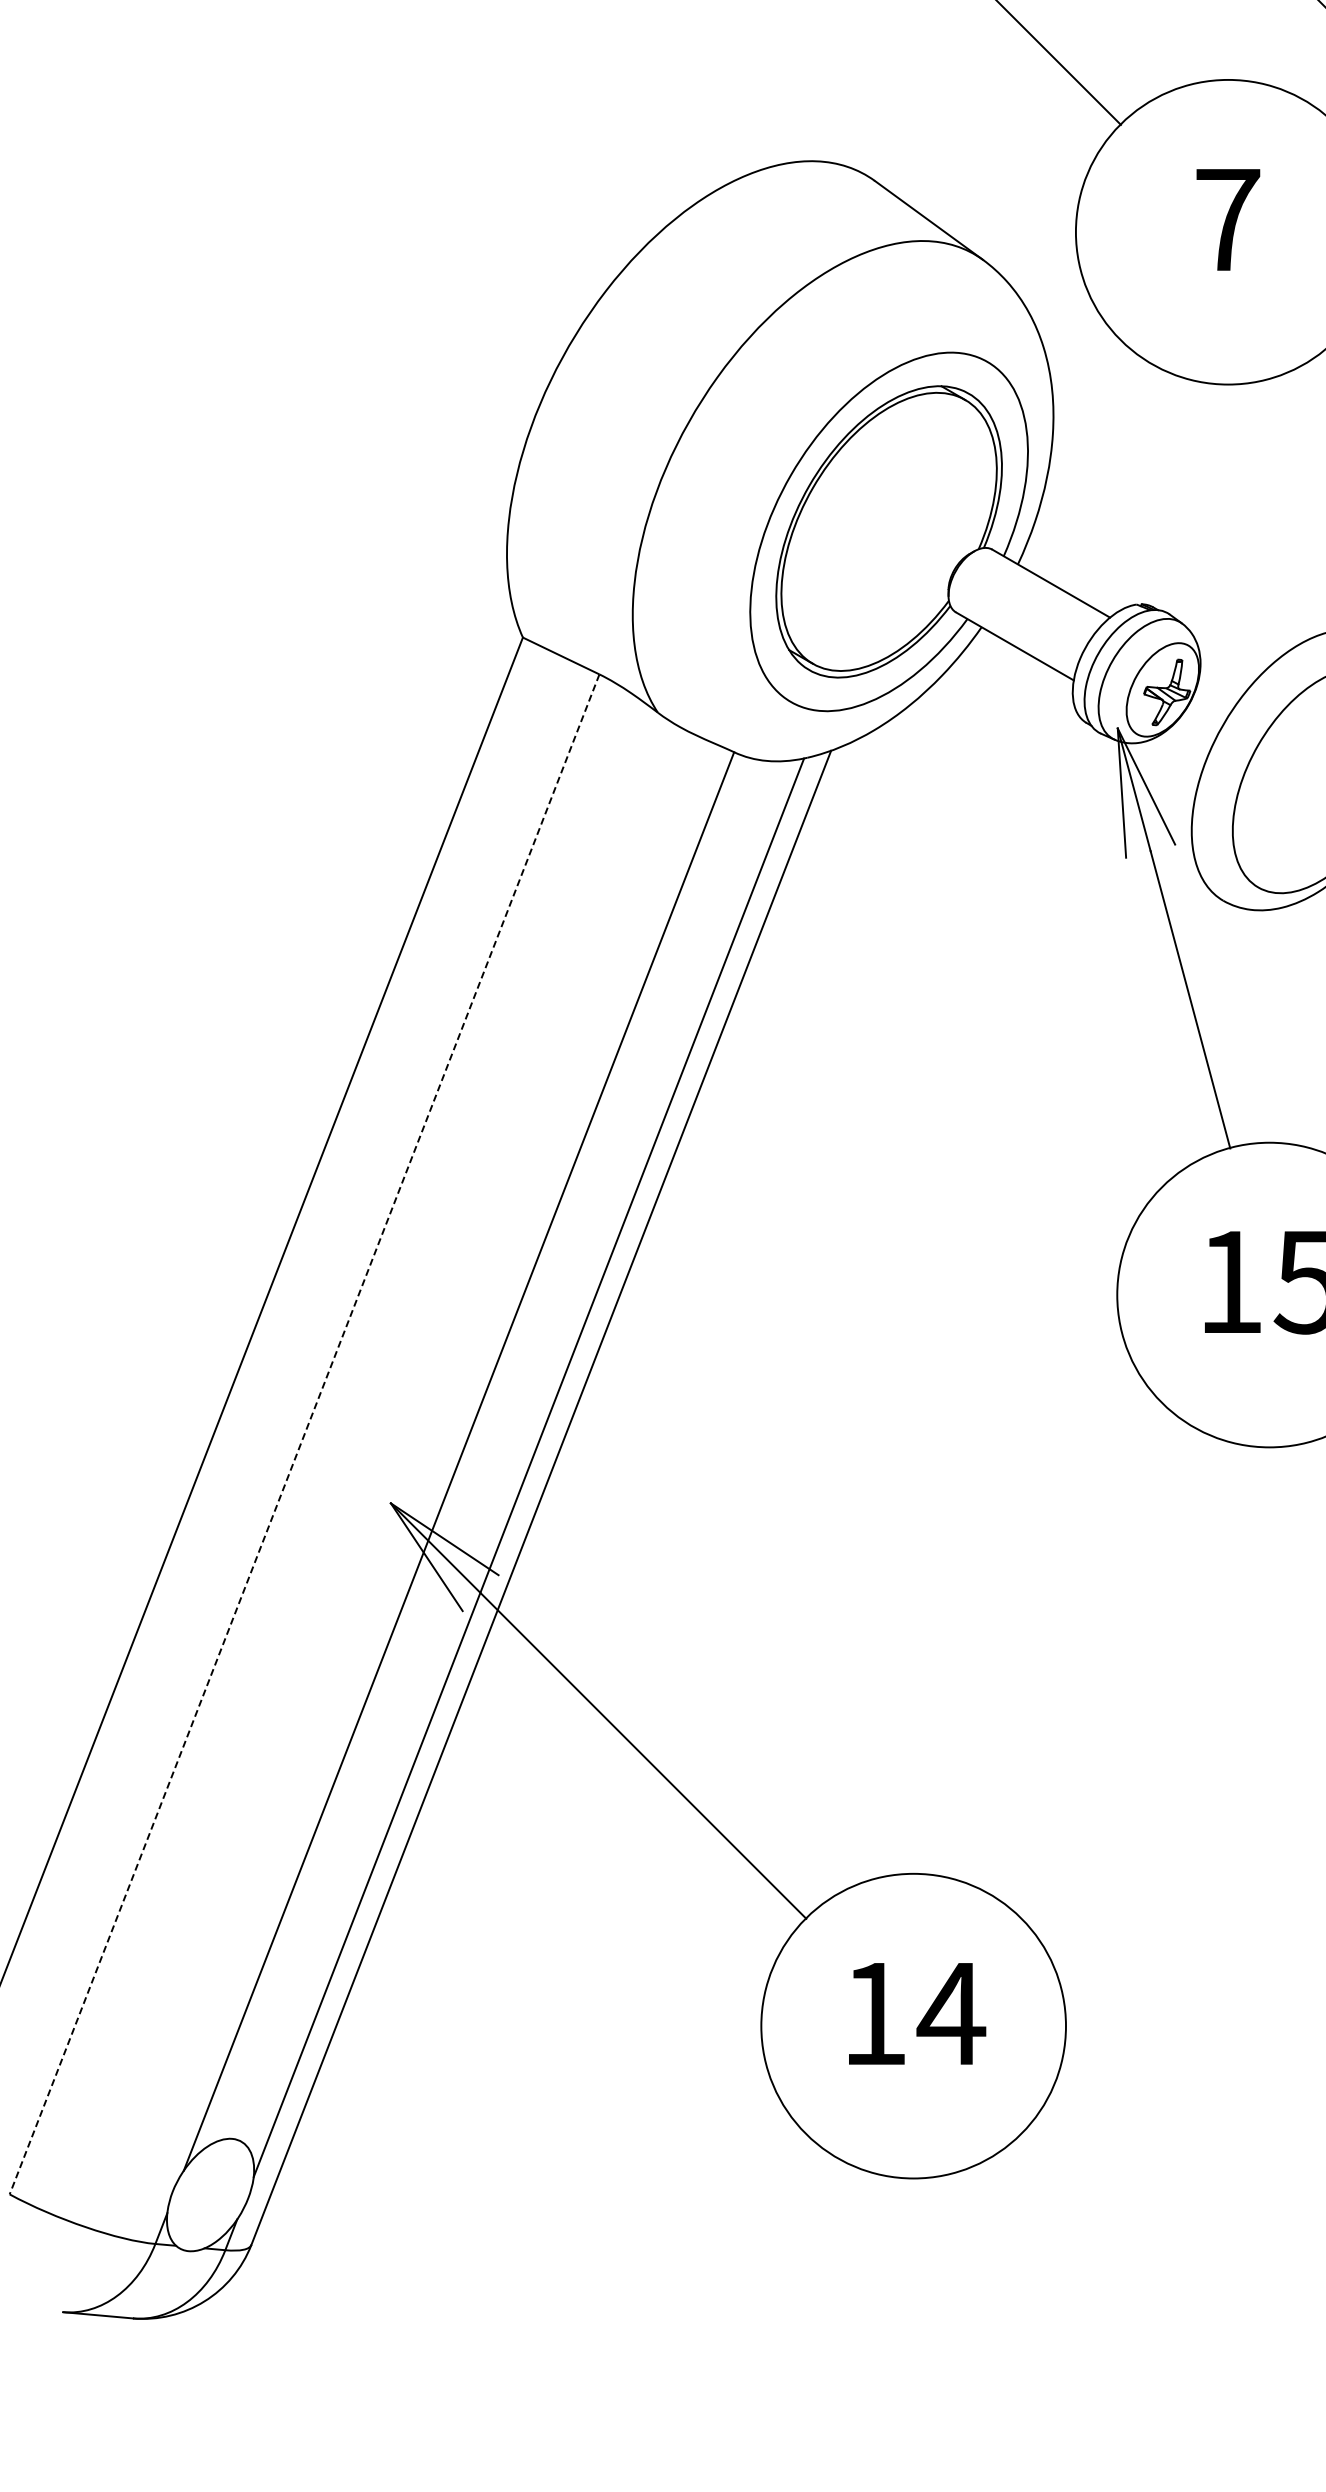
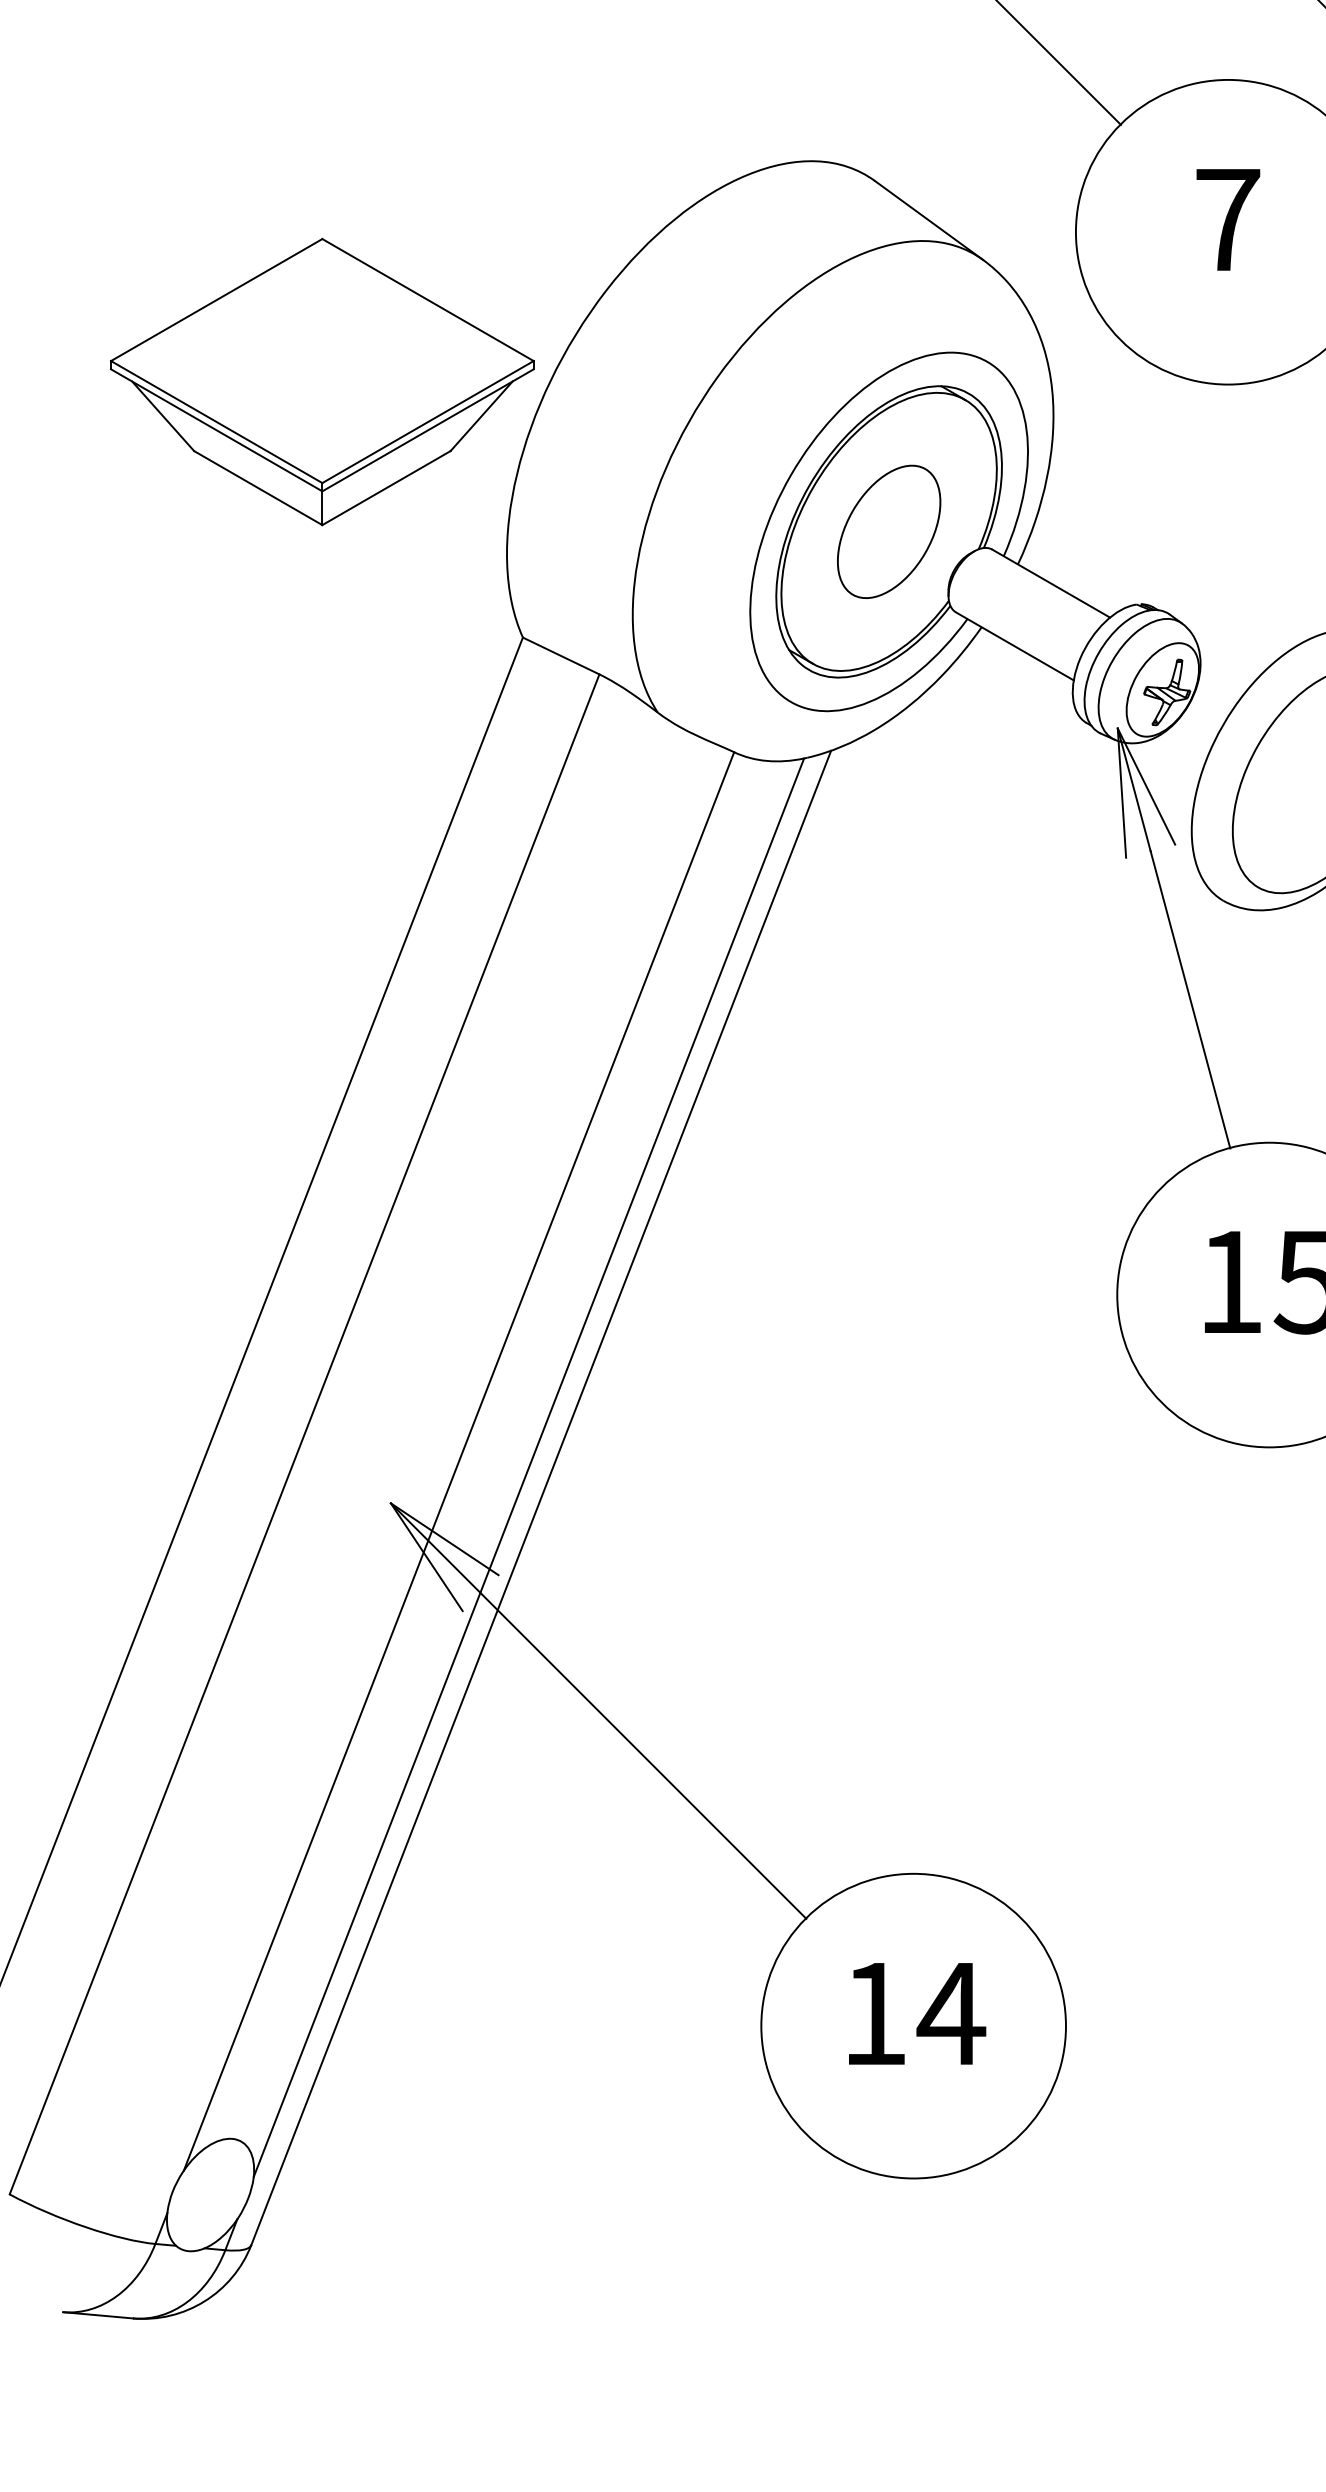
part: none -> present (322, 381)
part: none -> present (889, 531)
line: dashed -> solid (304, 1434)
